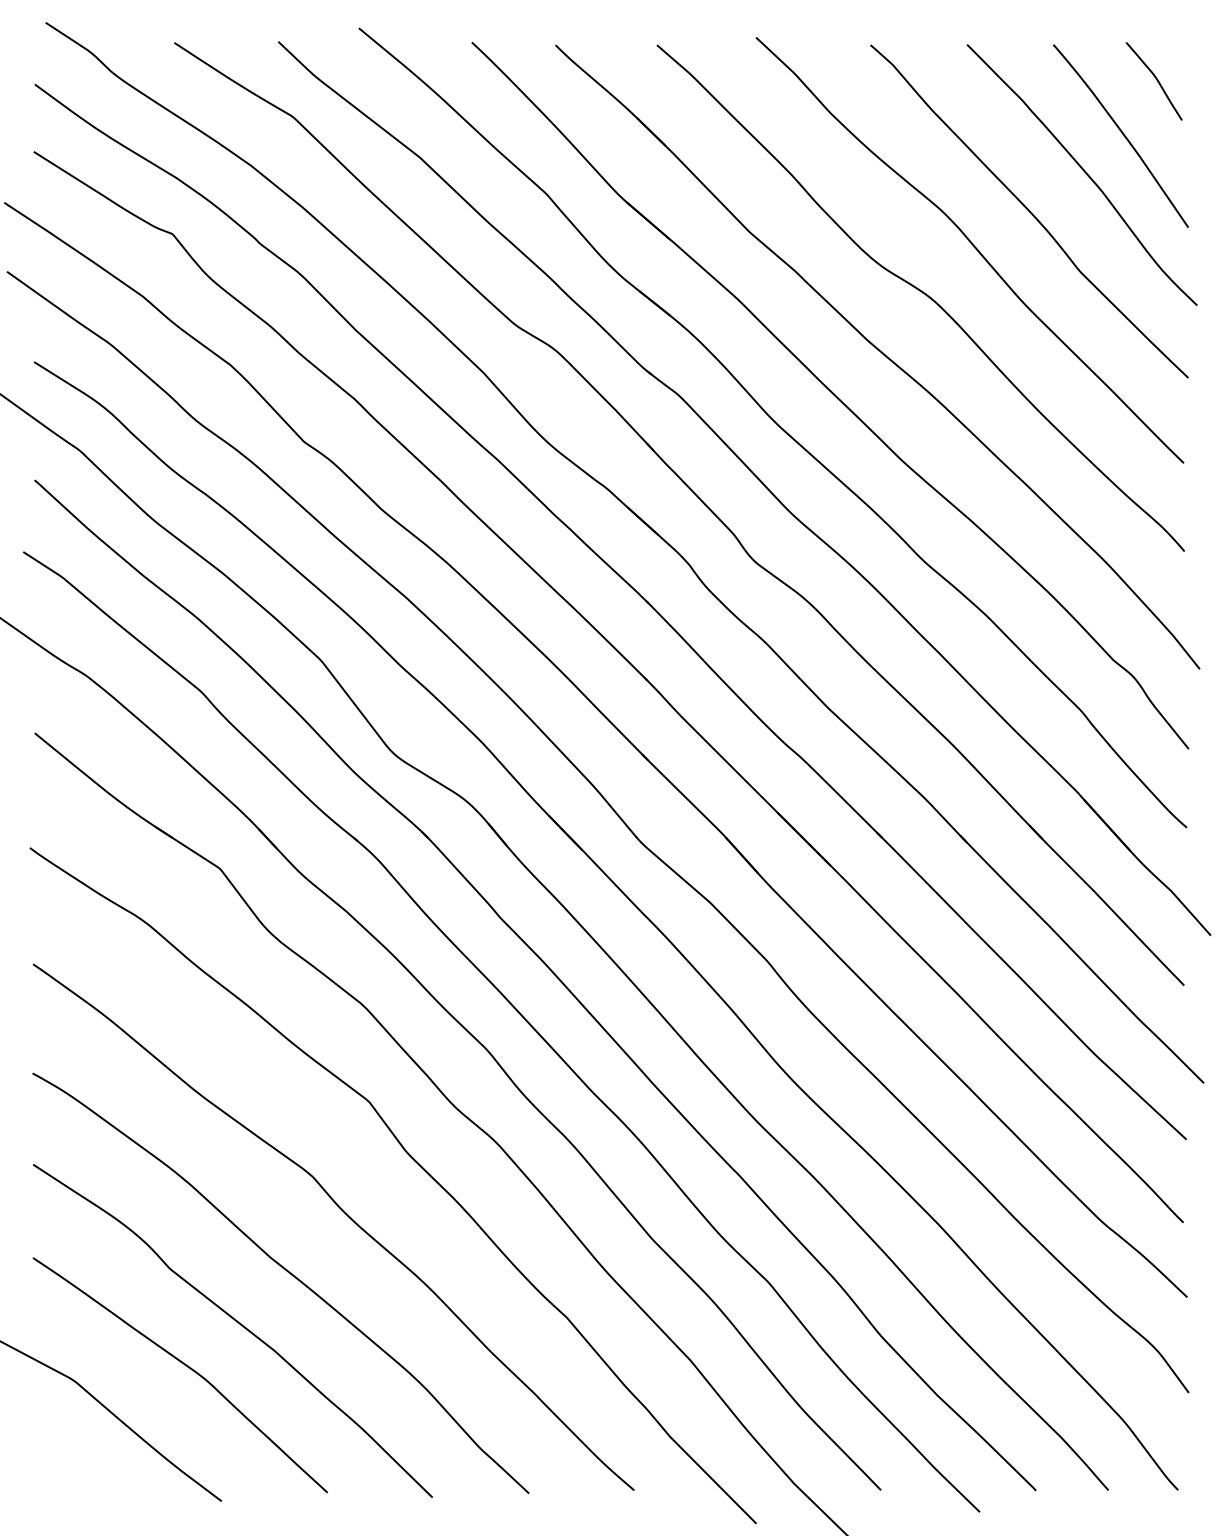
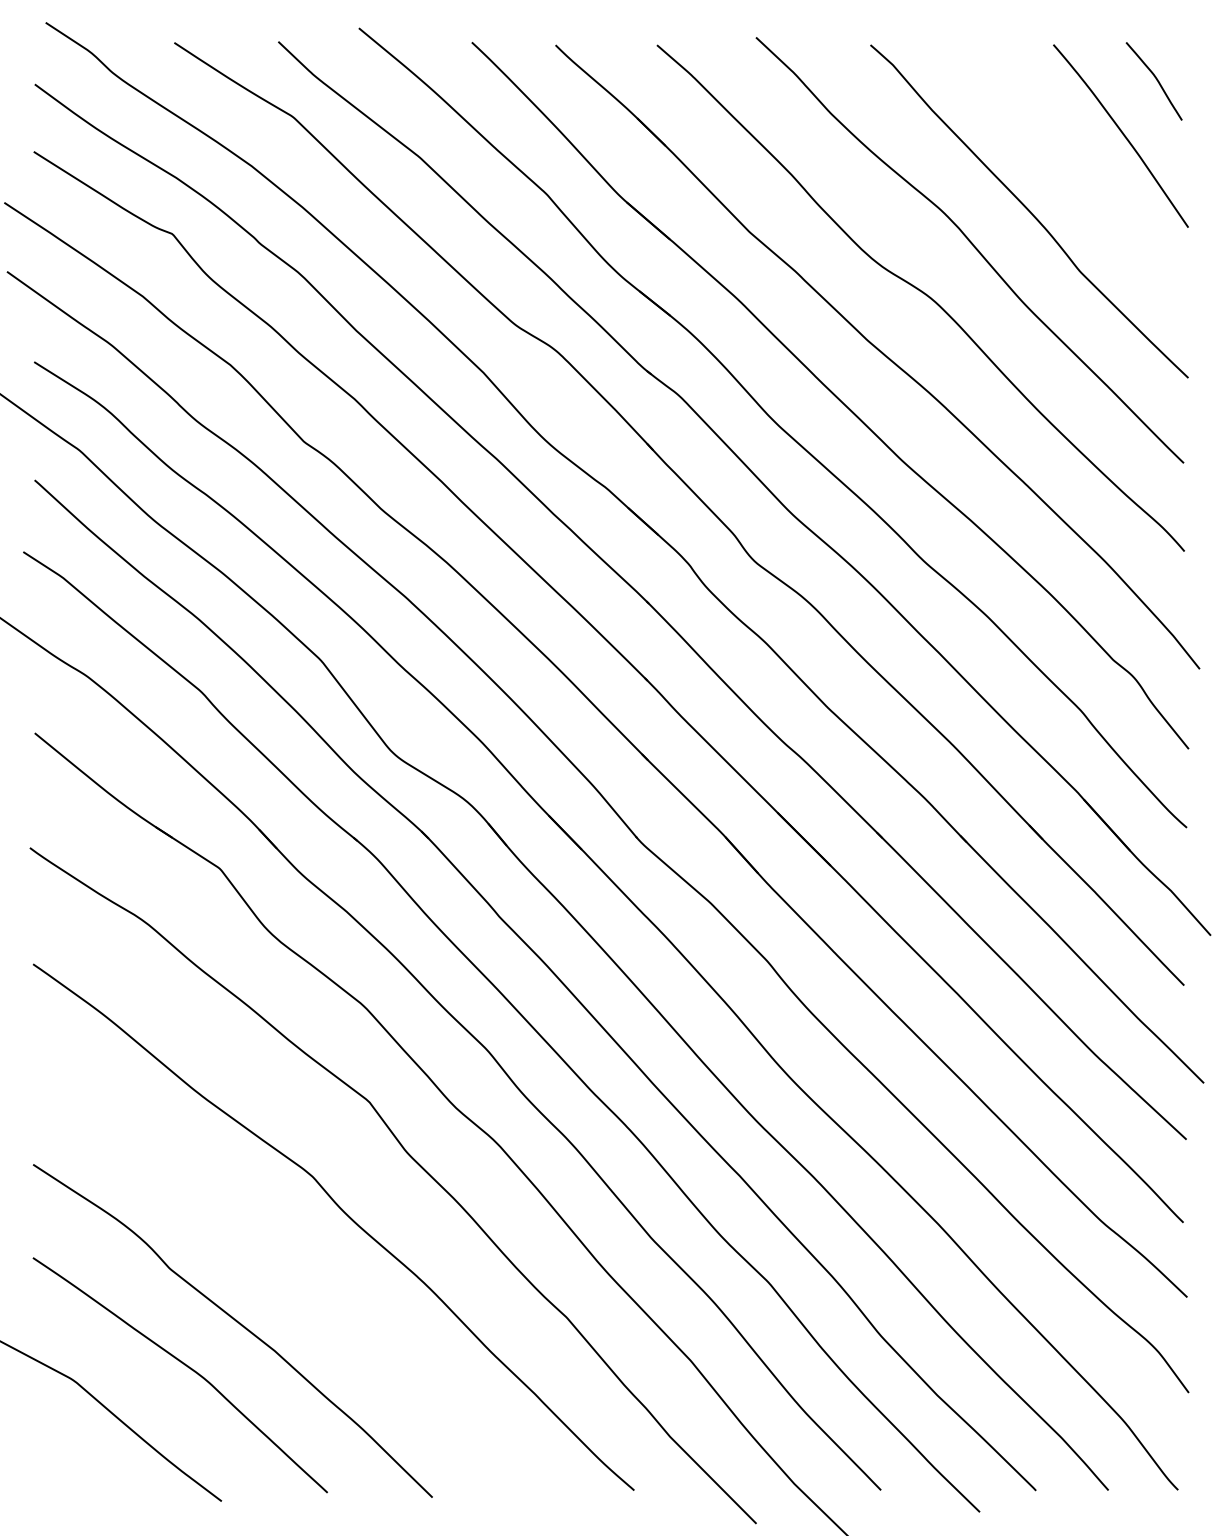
curve: present -> none (1083, 171)
curve: present -> none (287, 1272)
